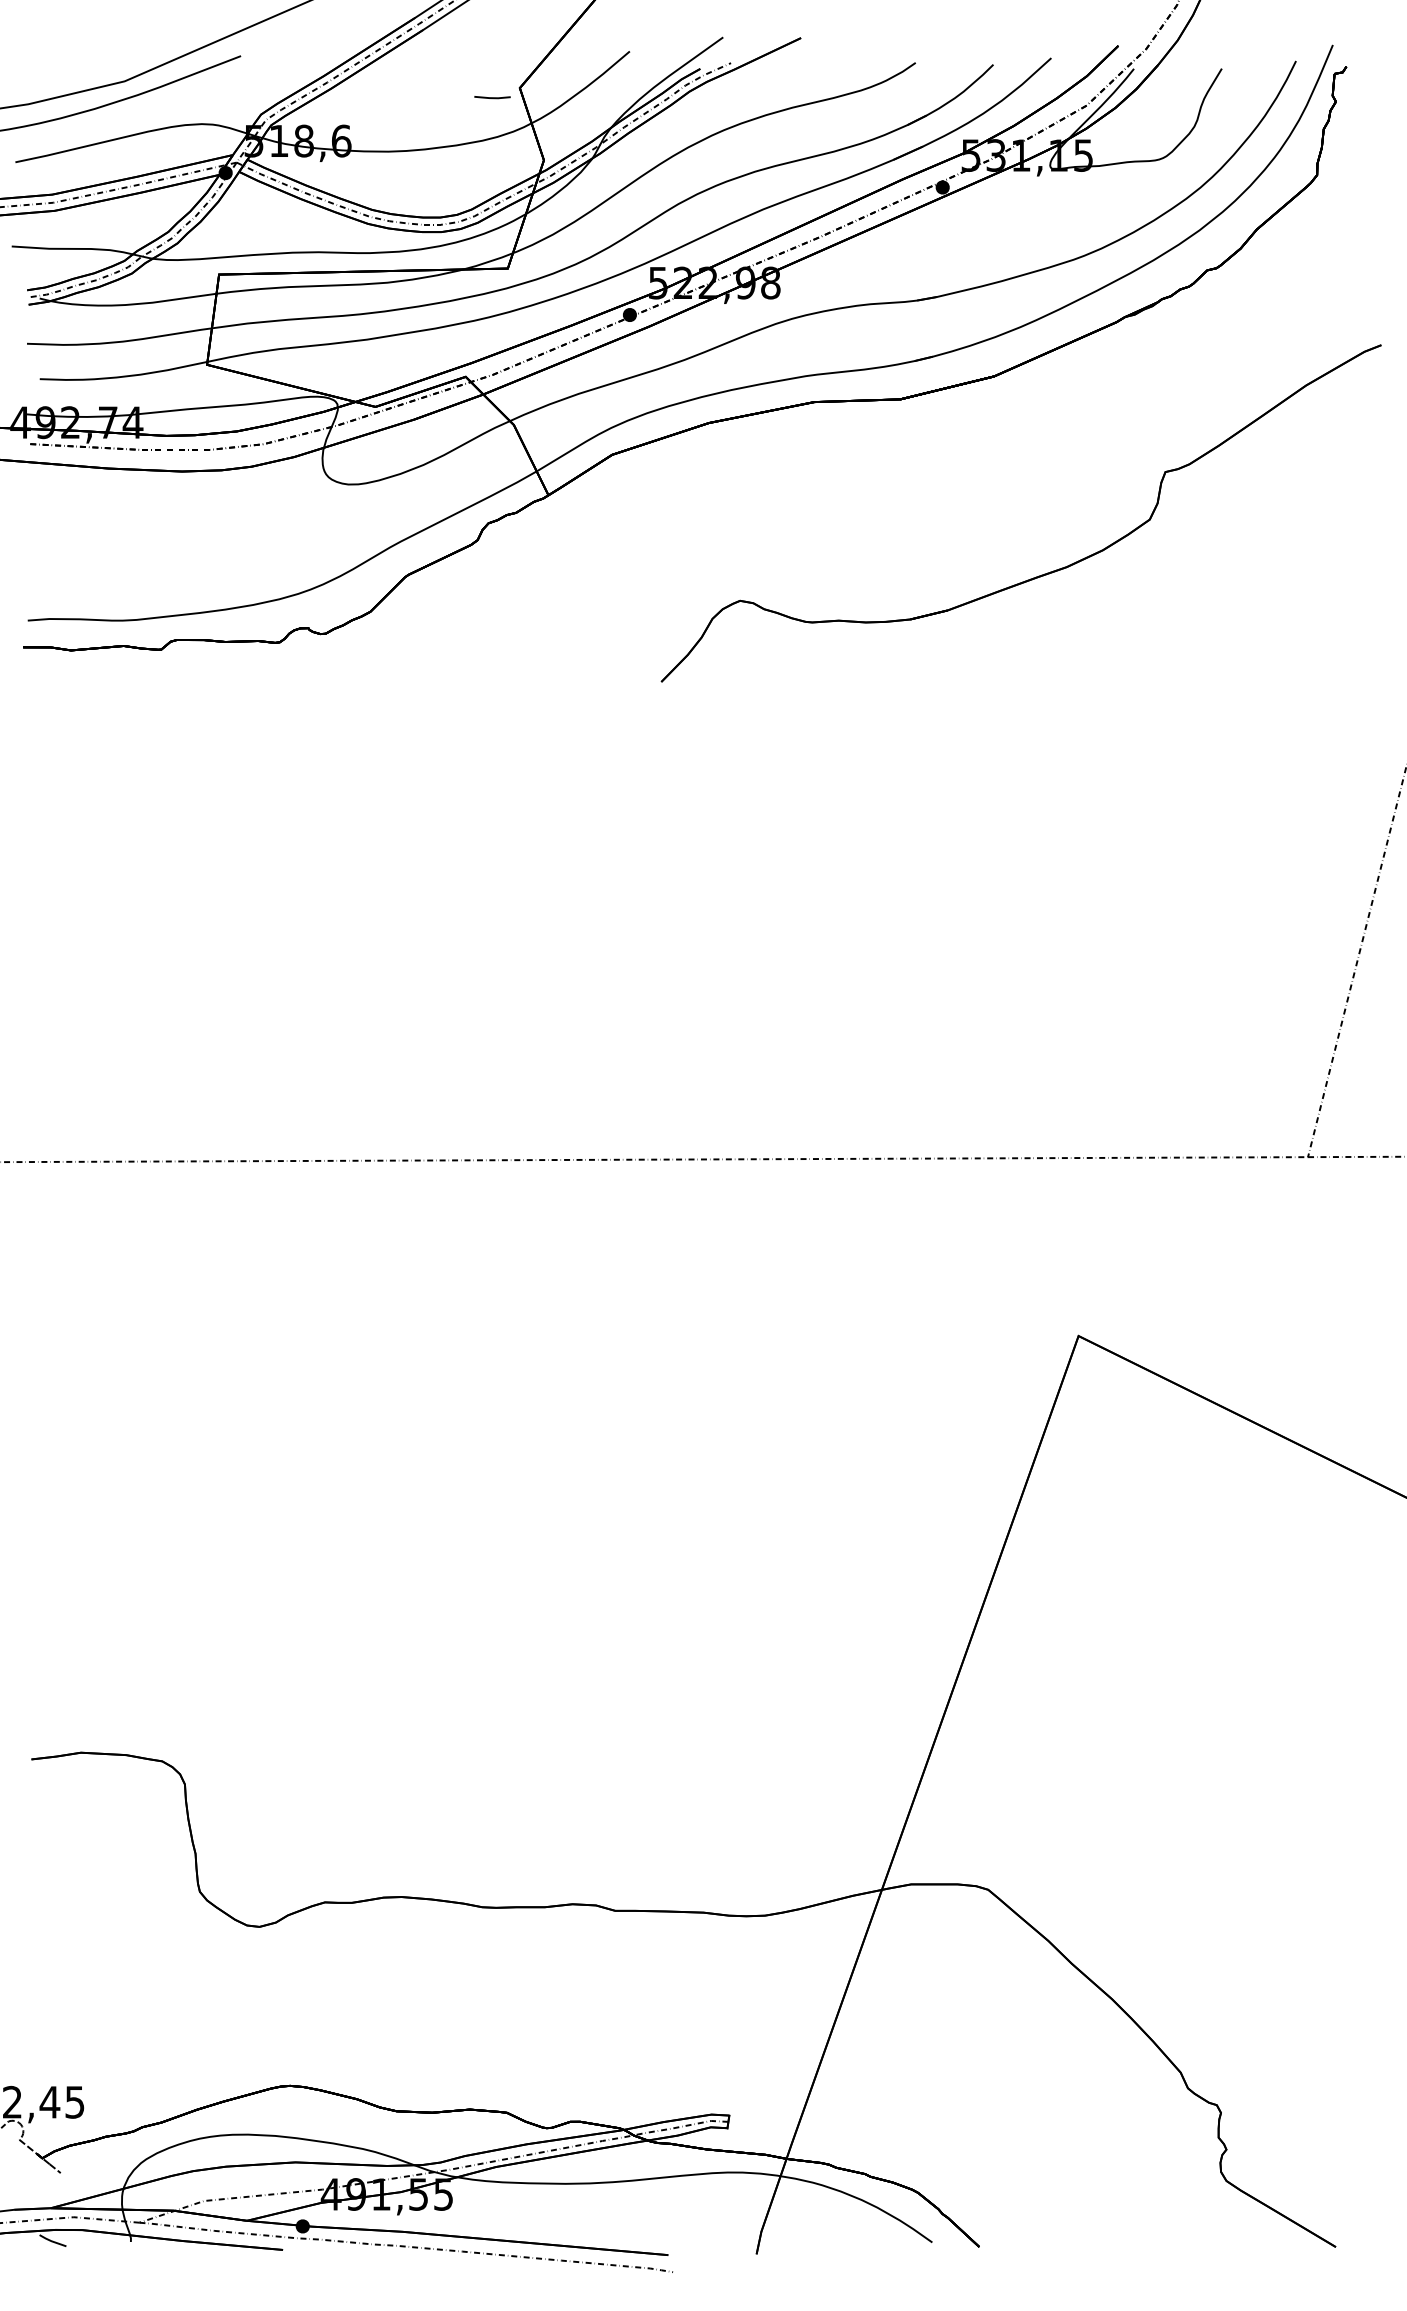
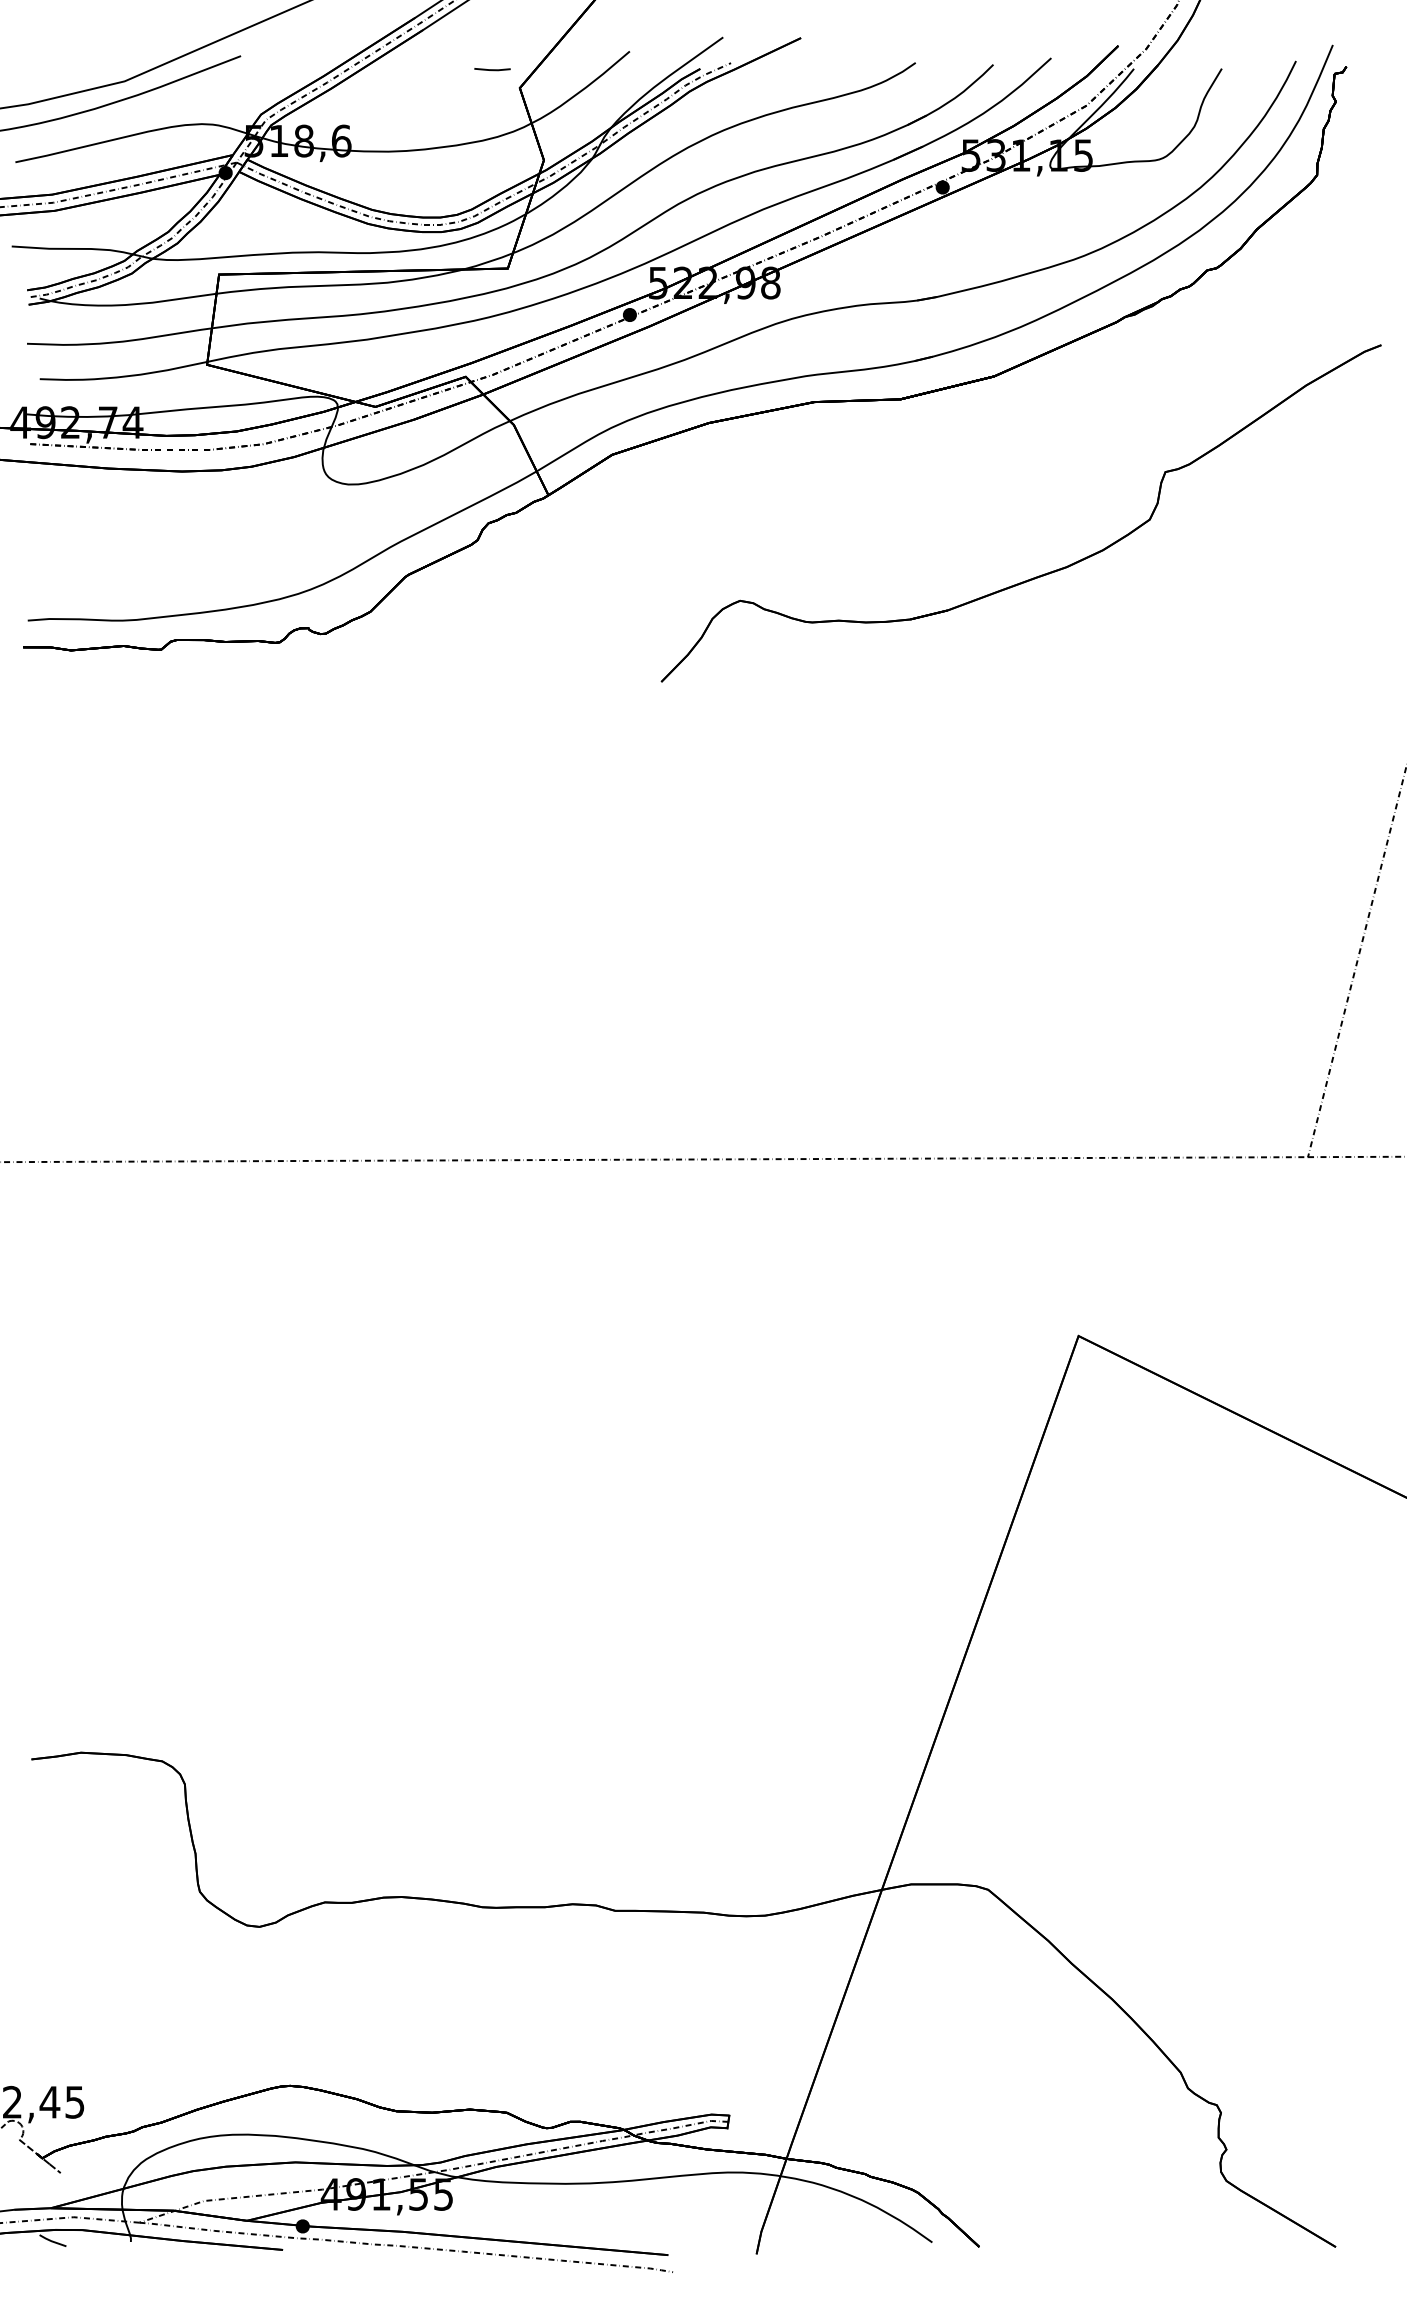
line position: (492, 97) -> (492, 69) (492, 69)
